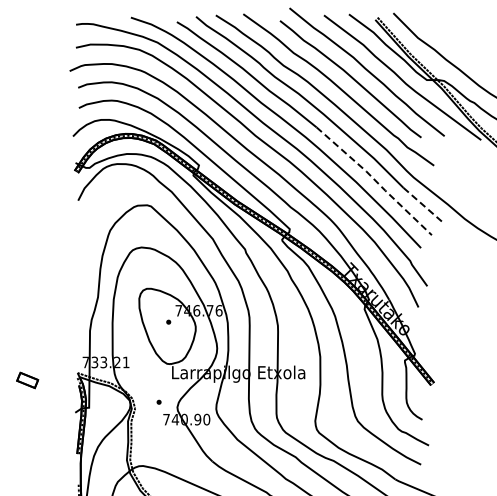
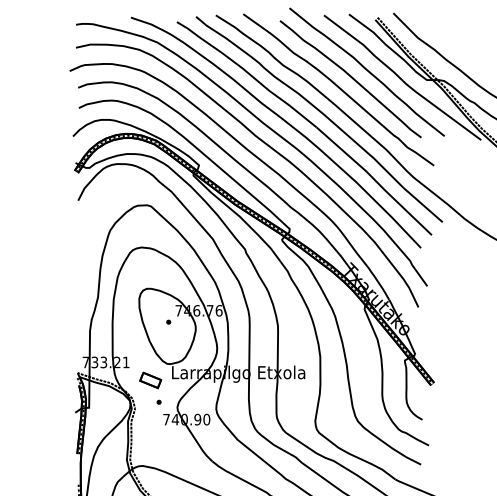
line: dashed -> solid (375, 180)
line: dashed -> solid (423, 205)
part position: (27, 380) -> (150, 380) (150, 380)
